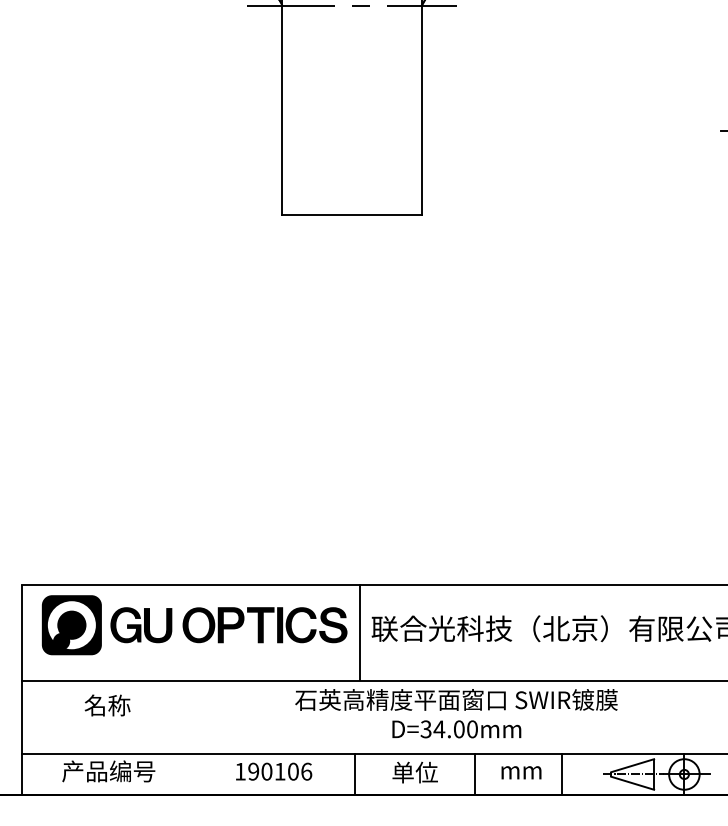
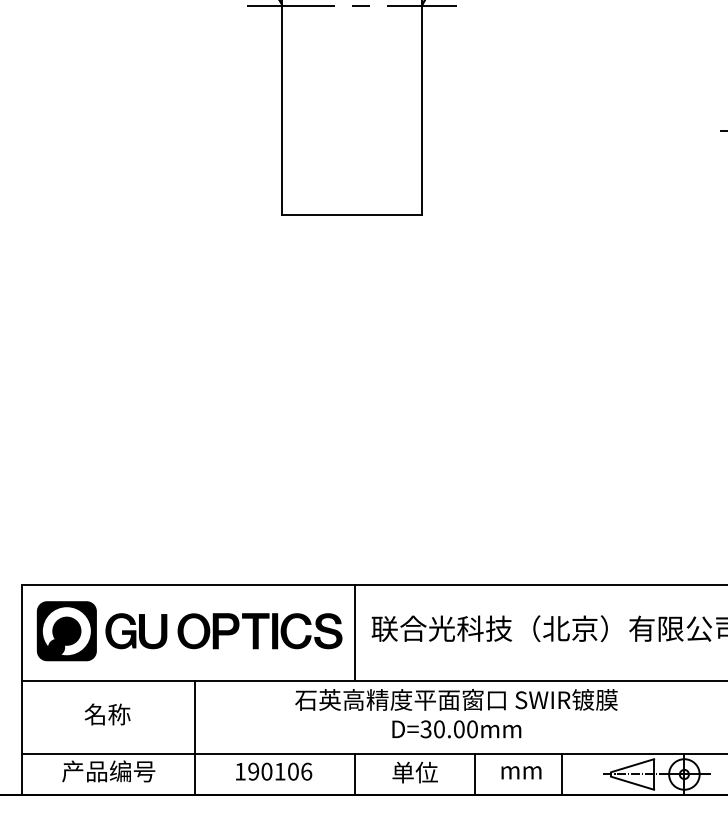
part position: (194, 625) -> (189, 631) (189, 631)
line position: (360, 632) -> (355, 632) (355, 632)
text position: (107, 705) -> (107, 714) (107, 714)
text: ^JD=34.00mm -> ^JD=30.00mm (439, 729)
line: none -> present (195, 737)
